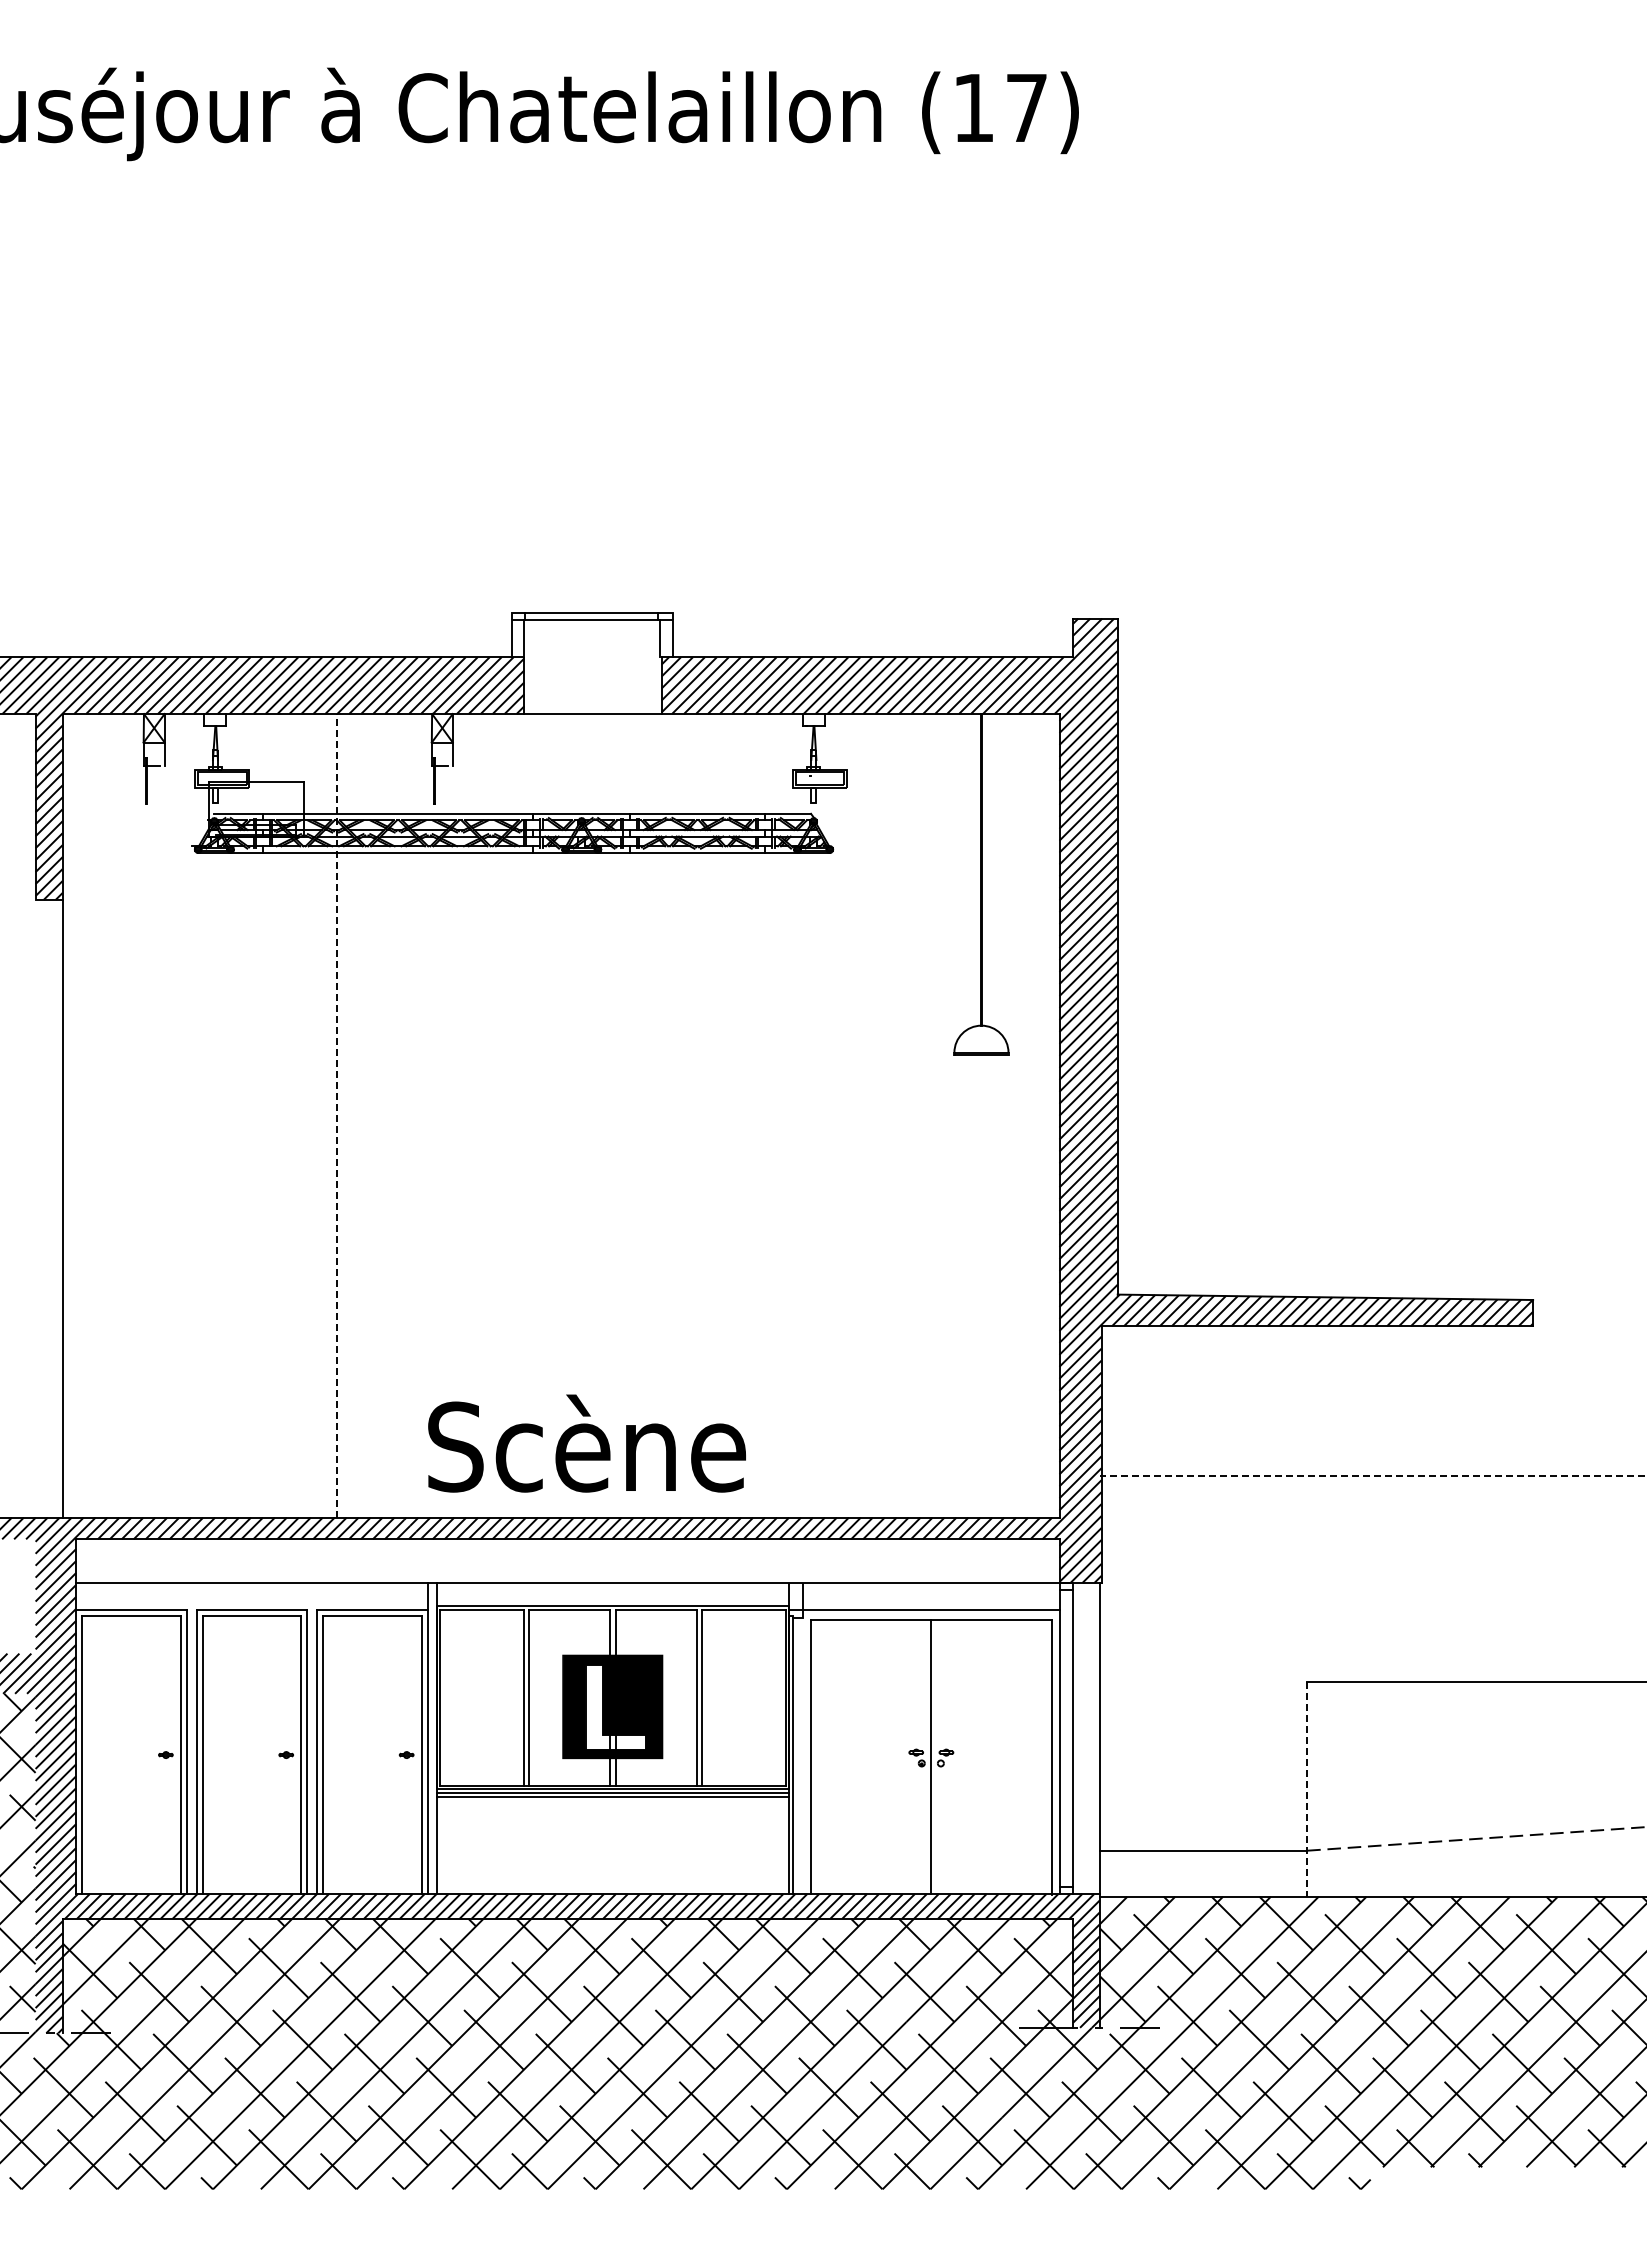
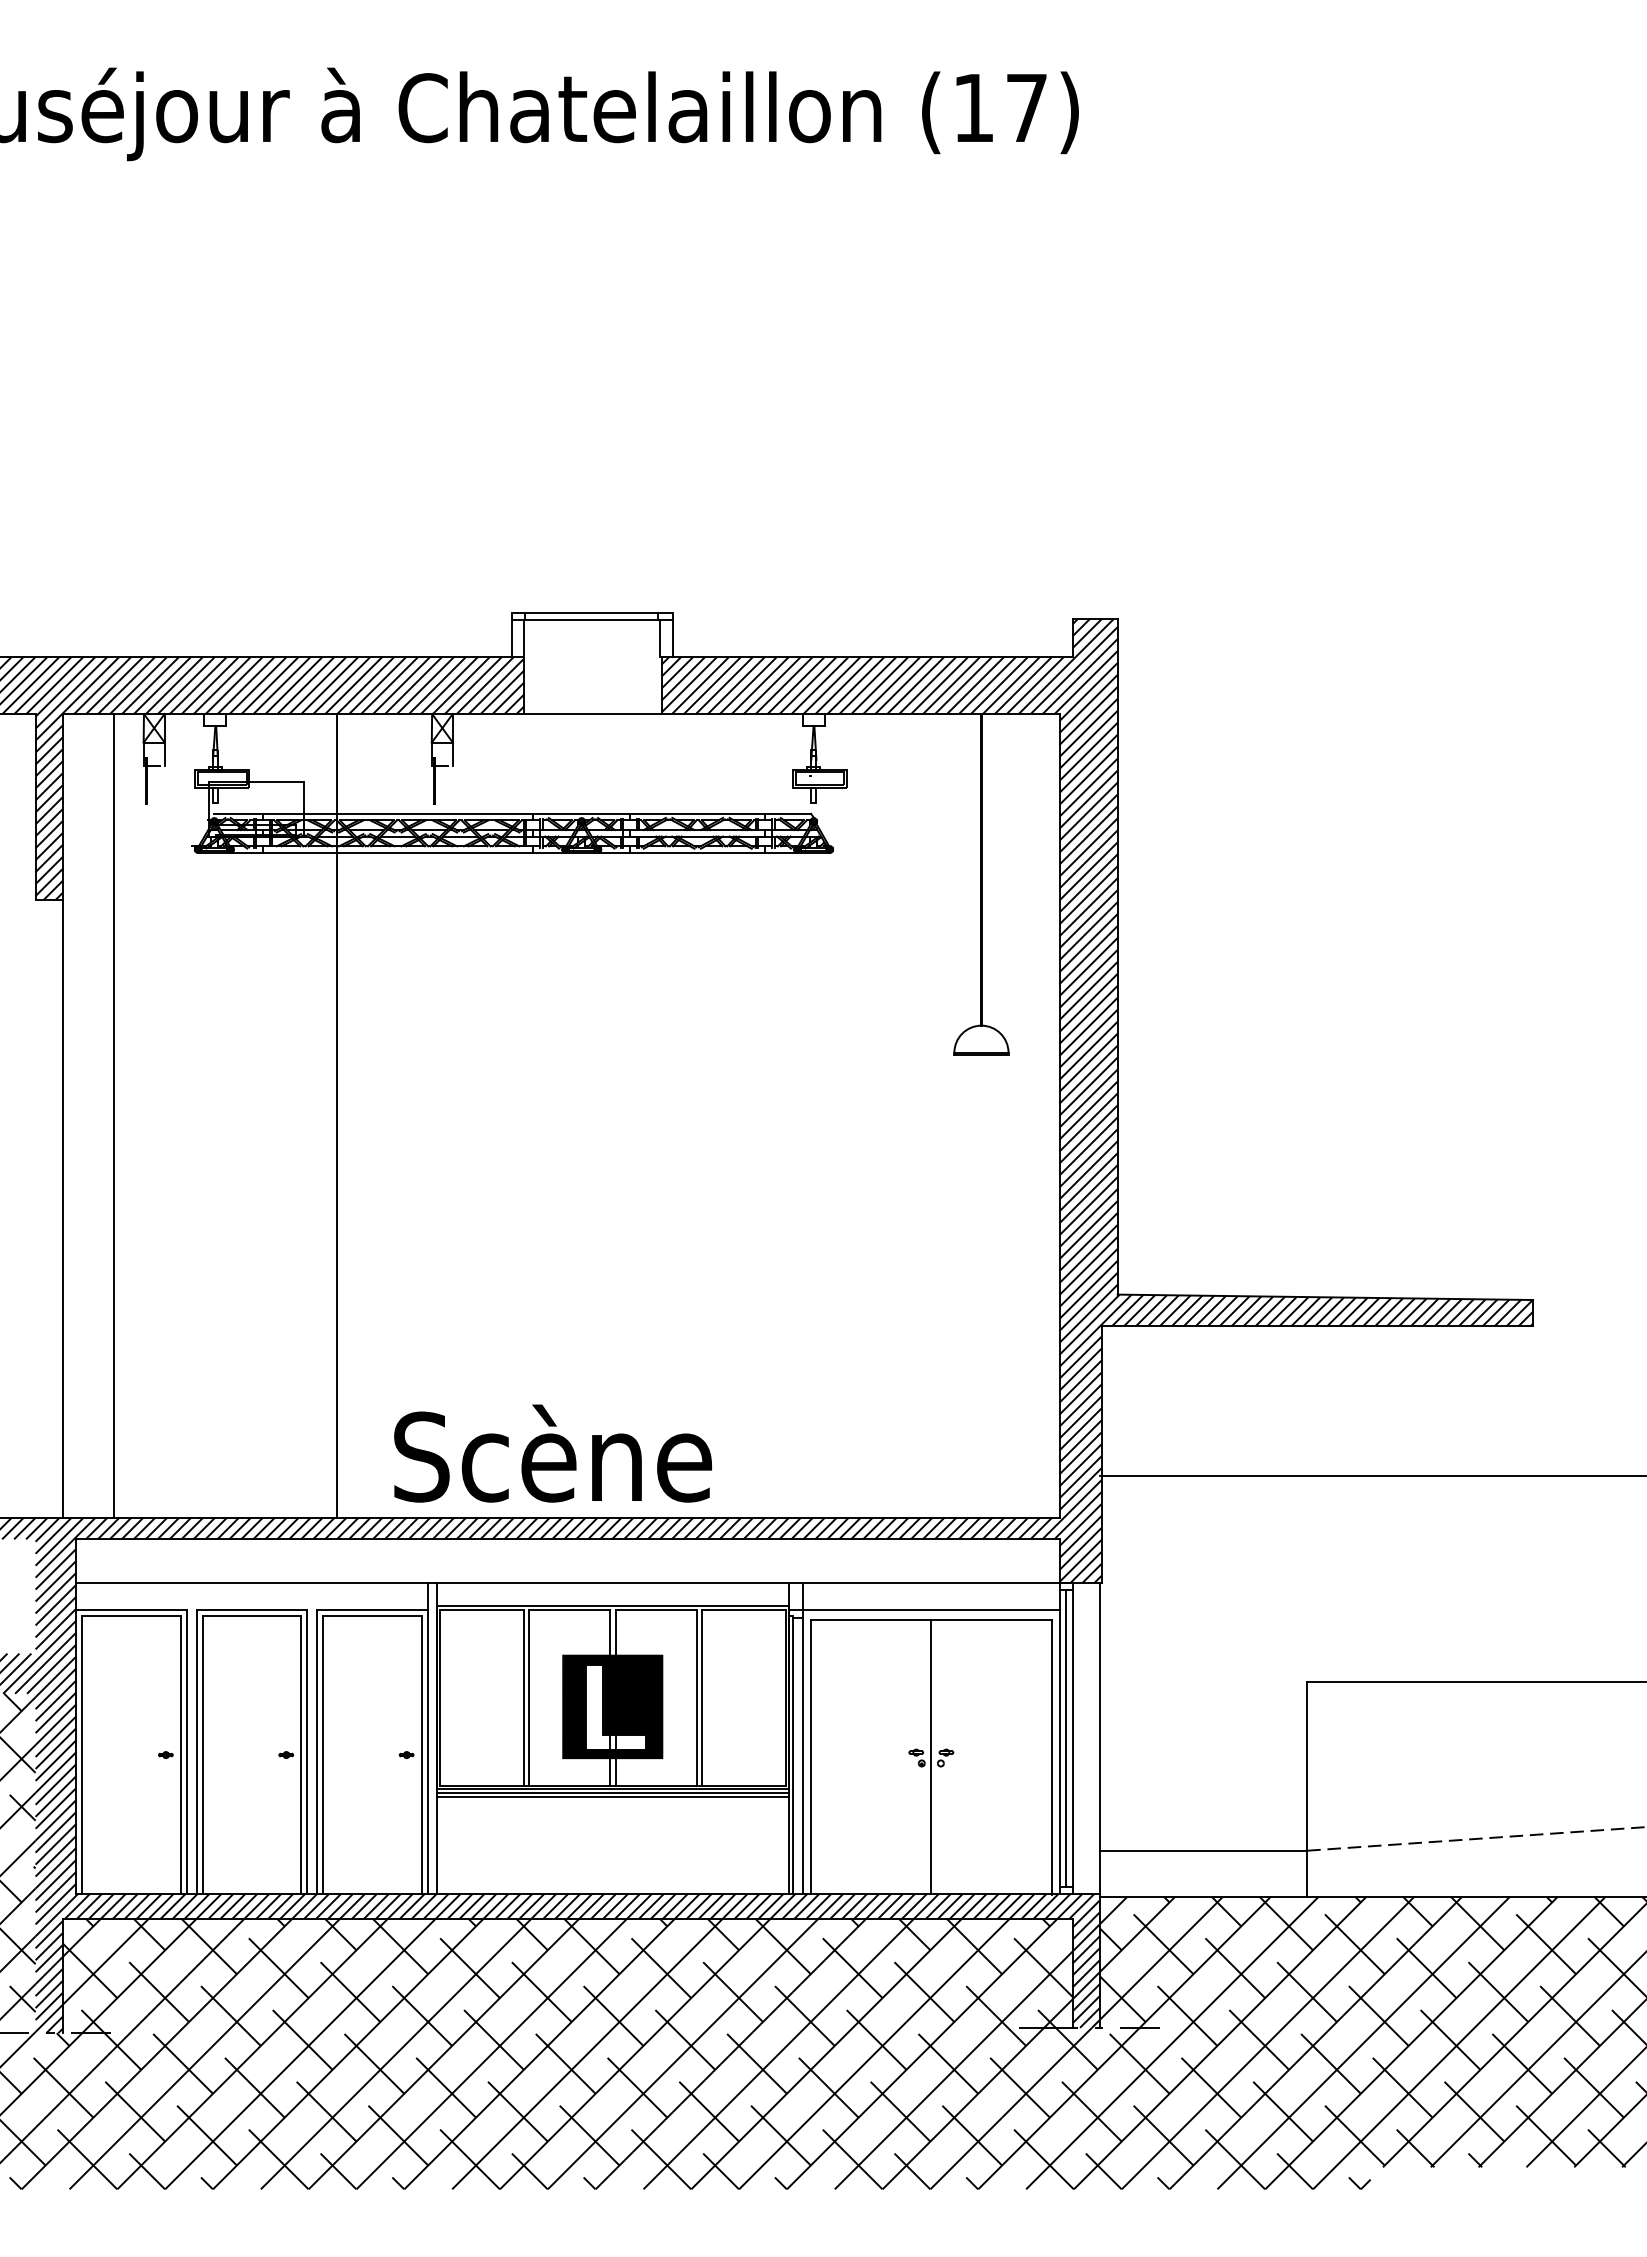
line: none -> present (114, 1115)
line: dashed -> solid (337, 1115)
text position: (586, 1443) -> (552, 1453) (552, 1453)
line: dashed -> solid (1373, 1475)
line: none -> present (1066, 1738)
line: none -> present (802, 1756)
line: dashed -> solid (1307, 1789)
